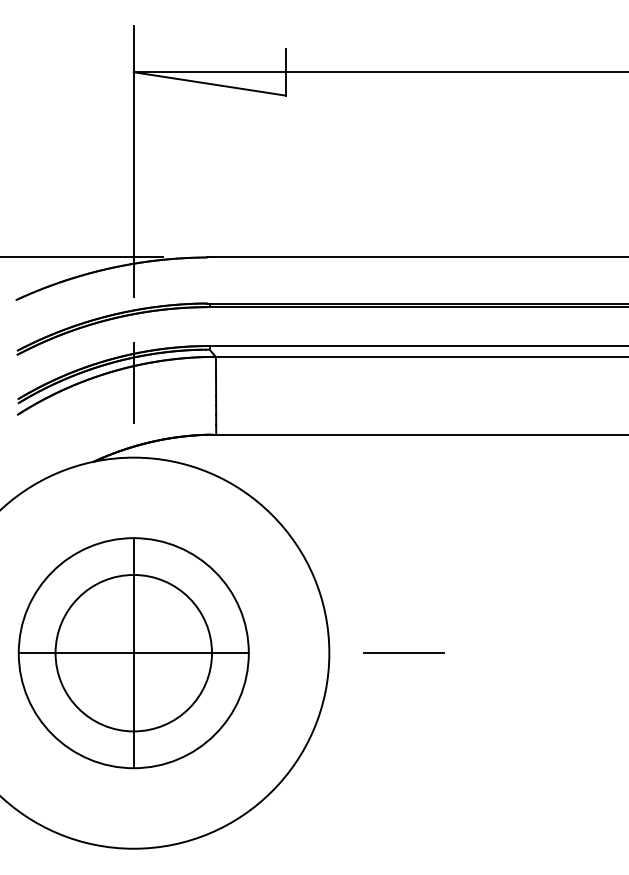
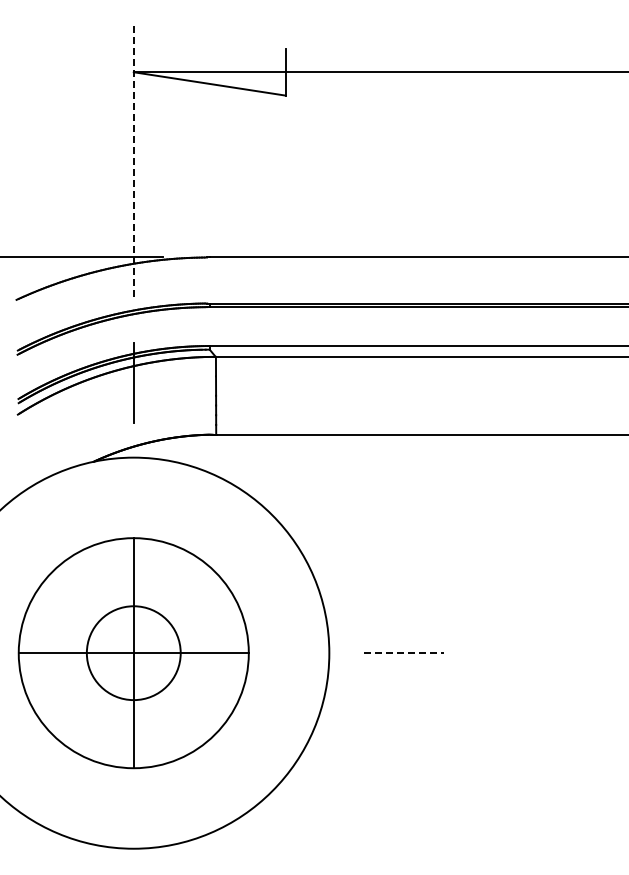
line: solid -> dashed (133, 160)
circle diameter: 156 px -> 94 px (133, 653)
line: solid -> dashed (404, 653)
